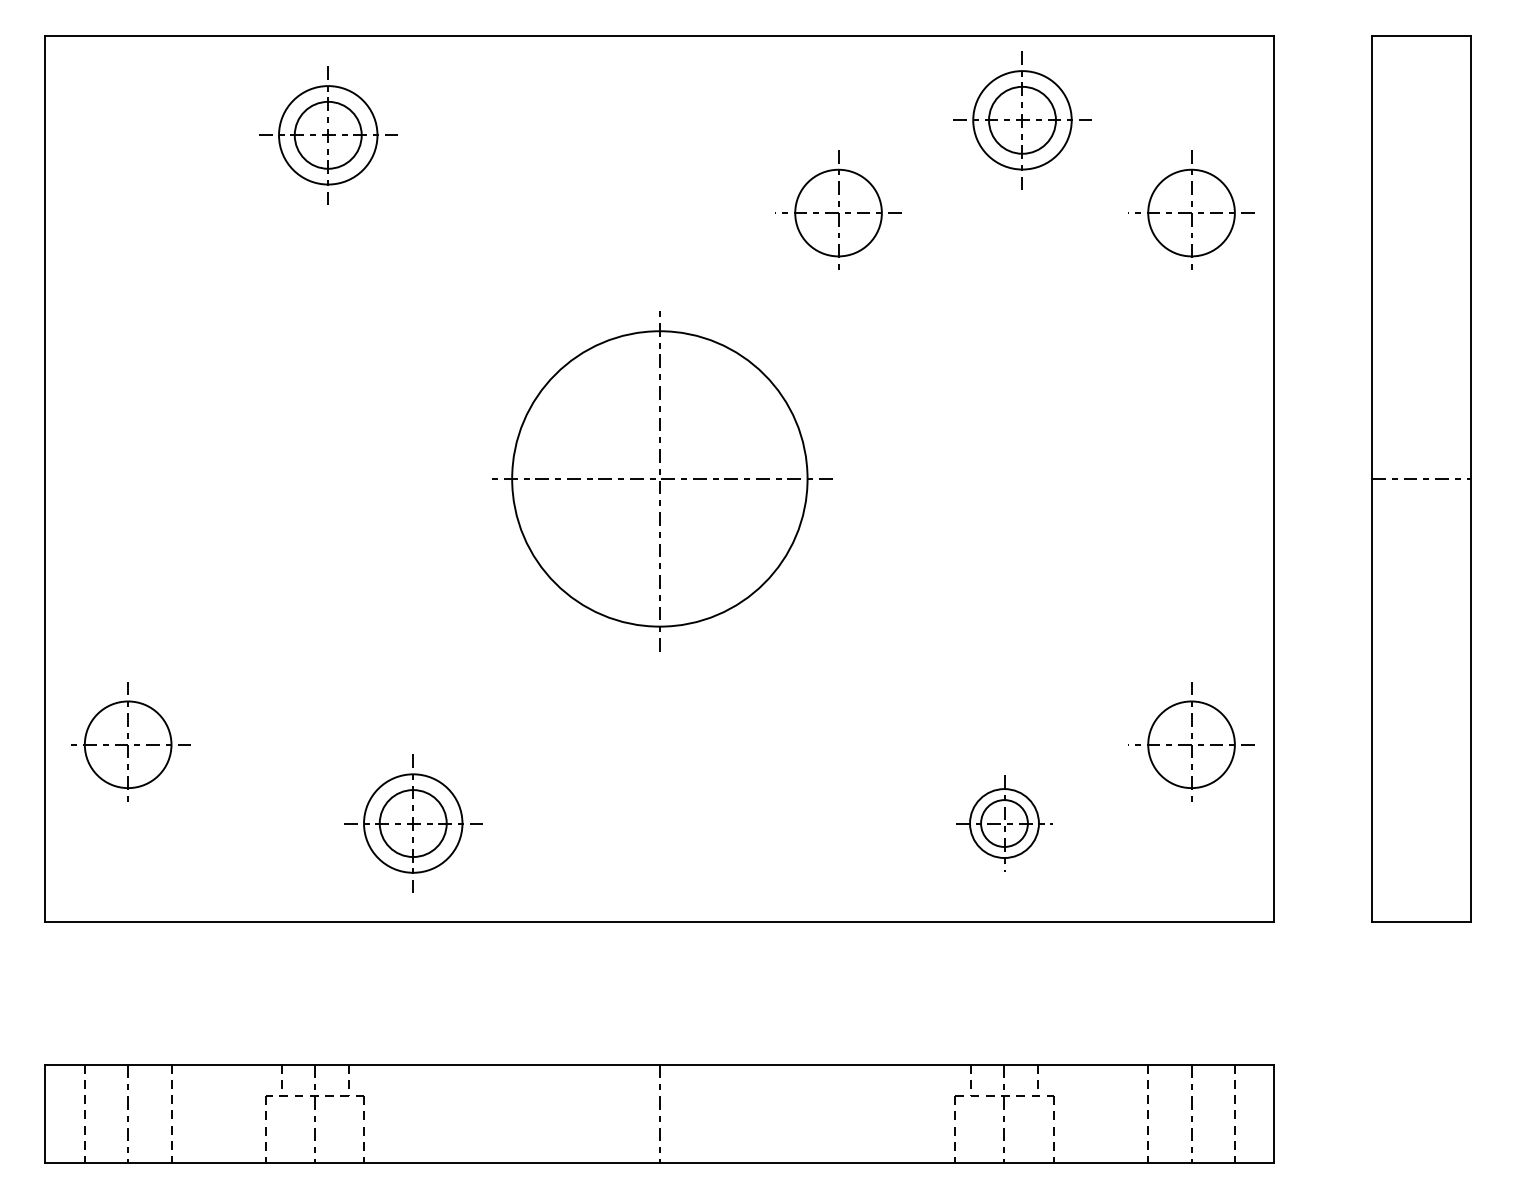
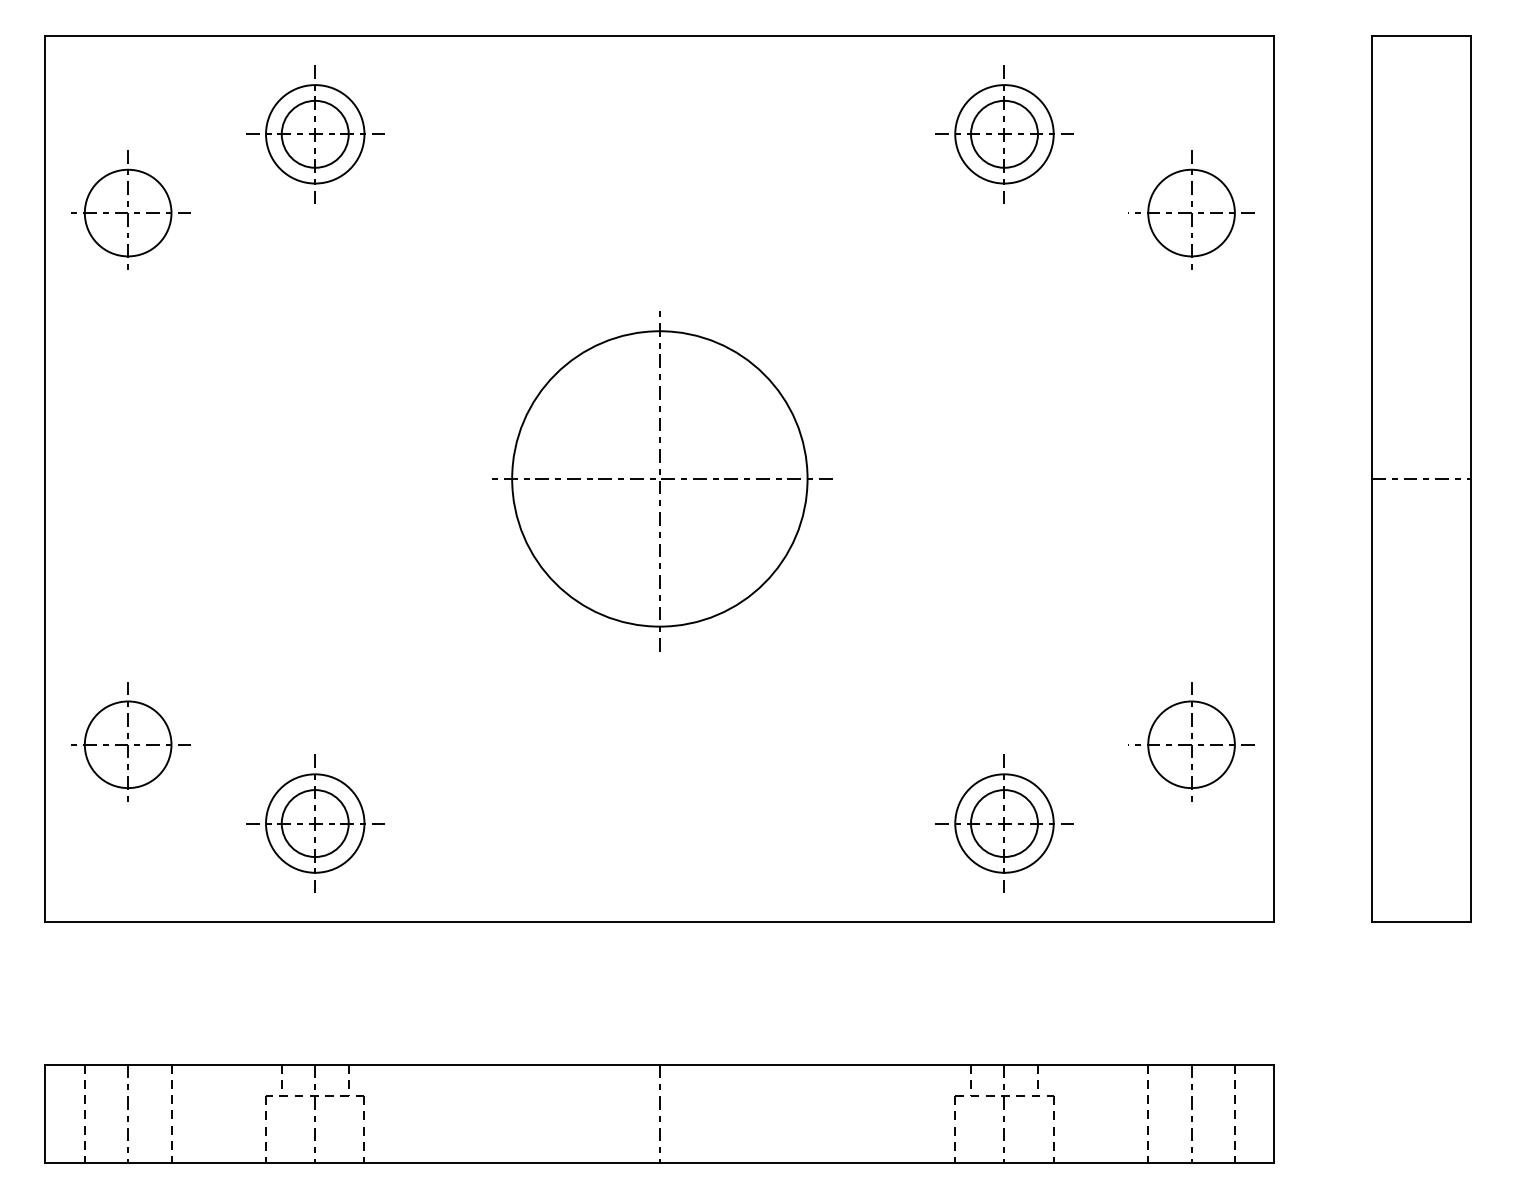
part position: (1022, 120) -> (1004, 134) (1004, 134)
part position: (328, 135) -> (315, 134) (315, 134)
part: none -> present (130, 209)
part: present -> none (838, 209)
part position: (413, 823) -> (315, 823) (315, 823)
part size: 97x97 px -> 139x139 px (1004, 823)
